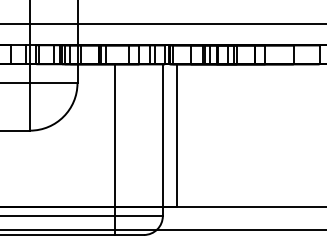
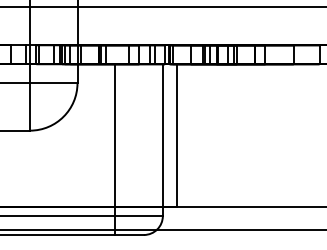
line position: (162, 24) -> (162, 7) (162, 7)
